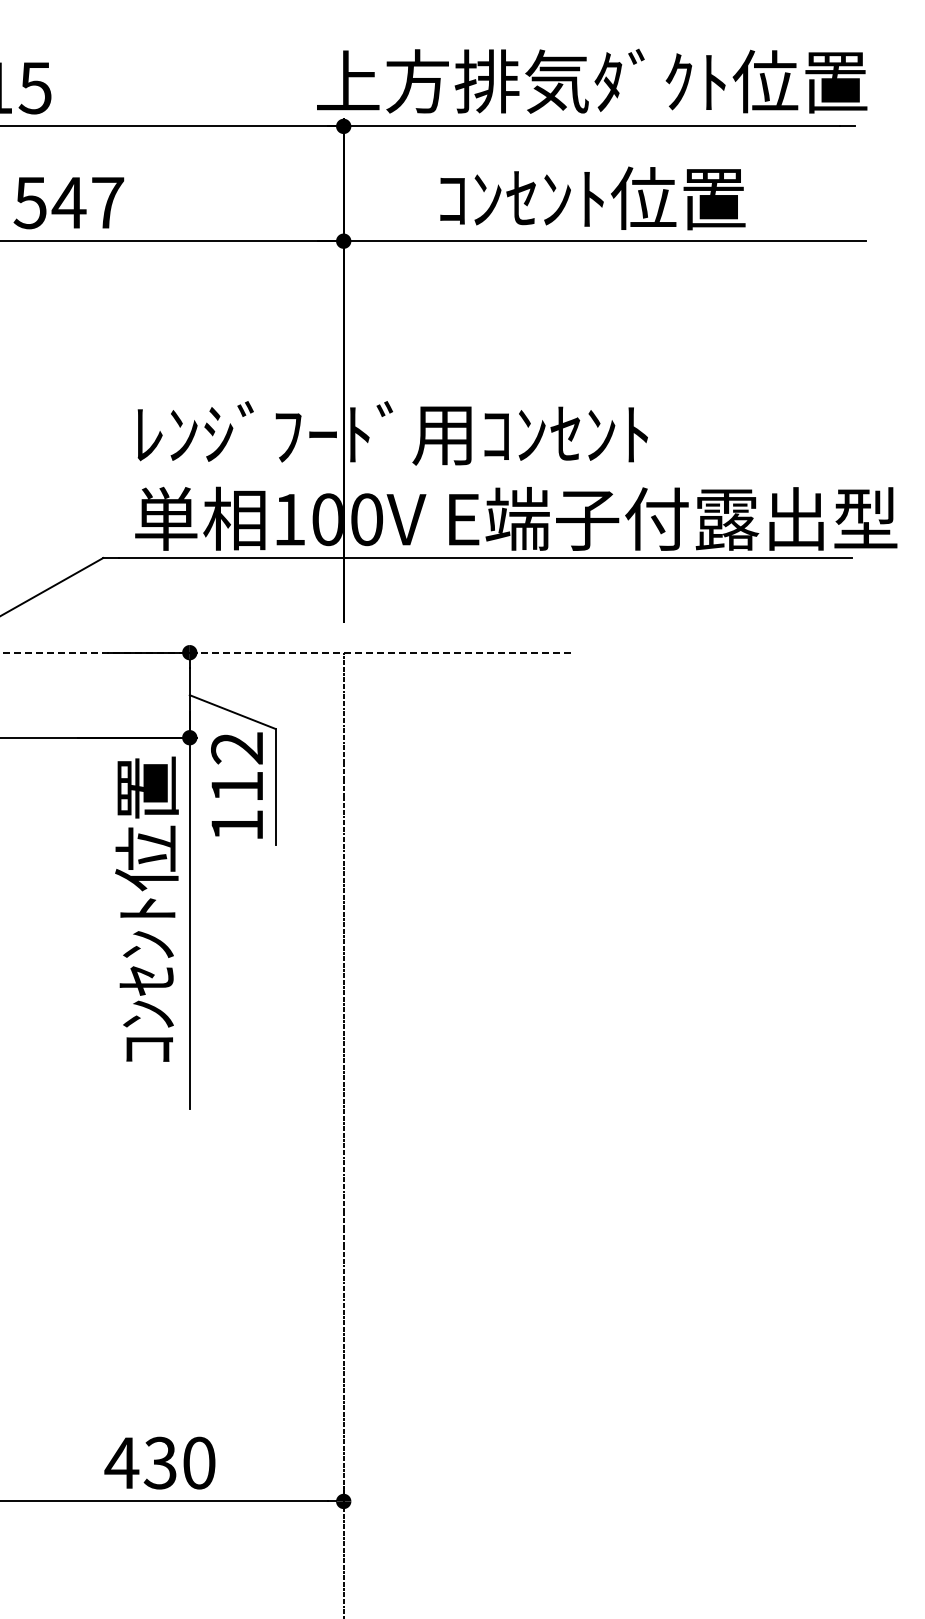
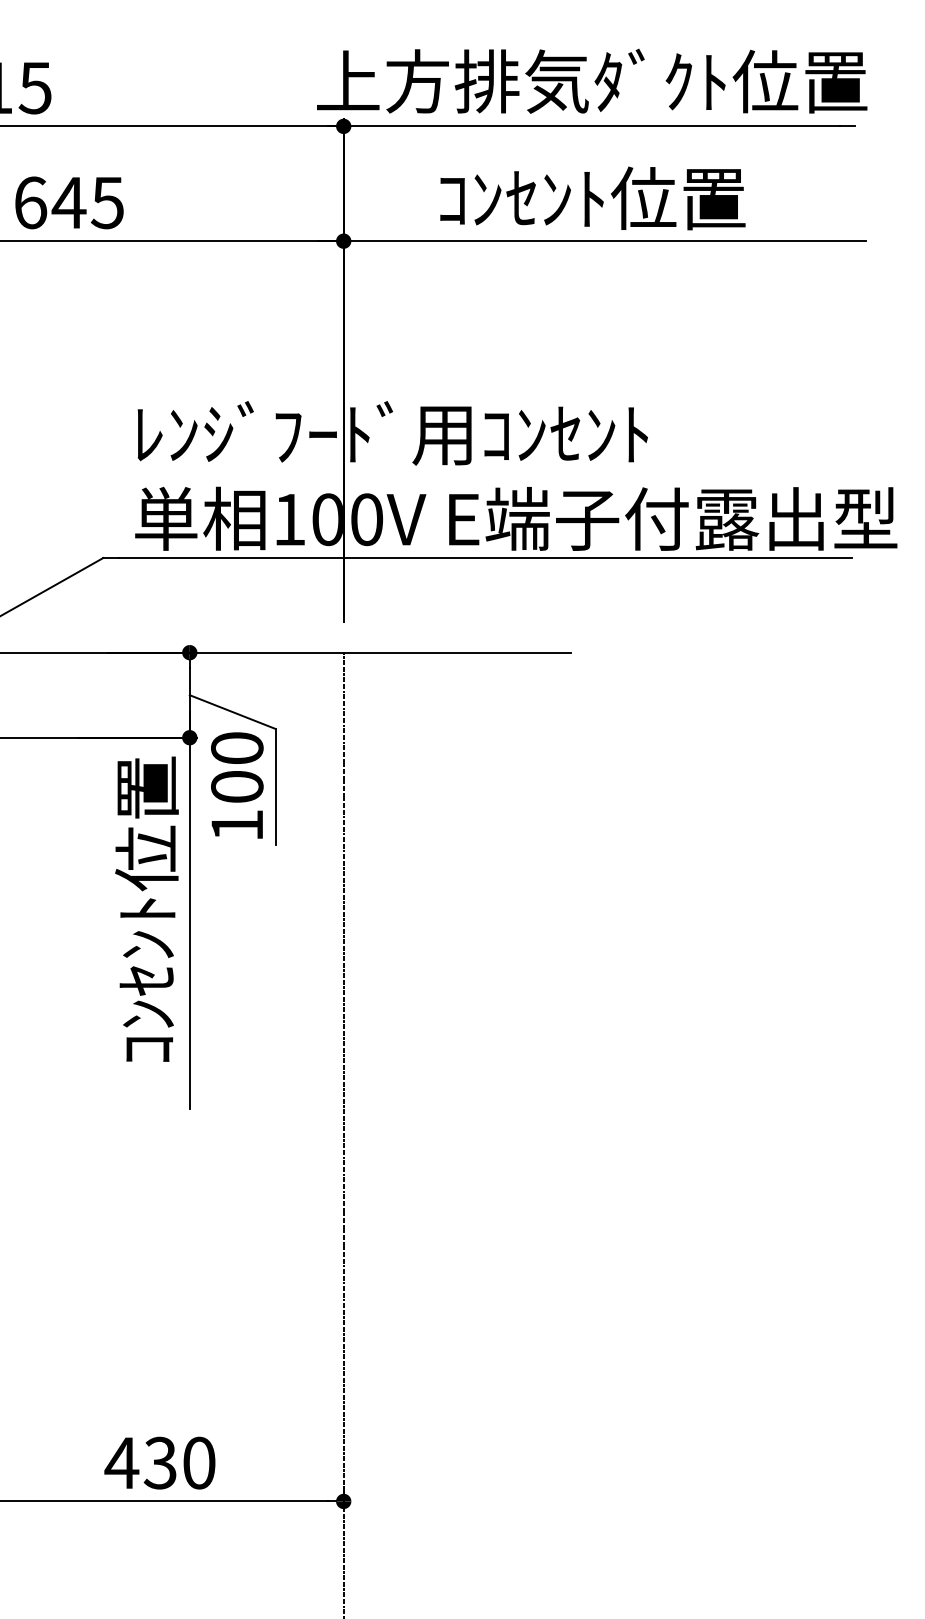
text: 547 -> 645 (68, 202)
line: dashed -> solid (285, 652)
text: 112 -> 100 (237, 767)
